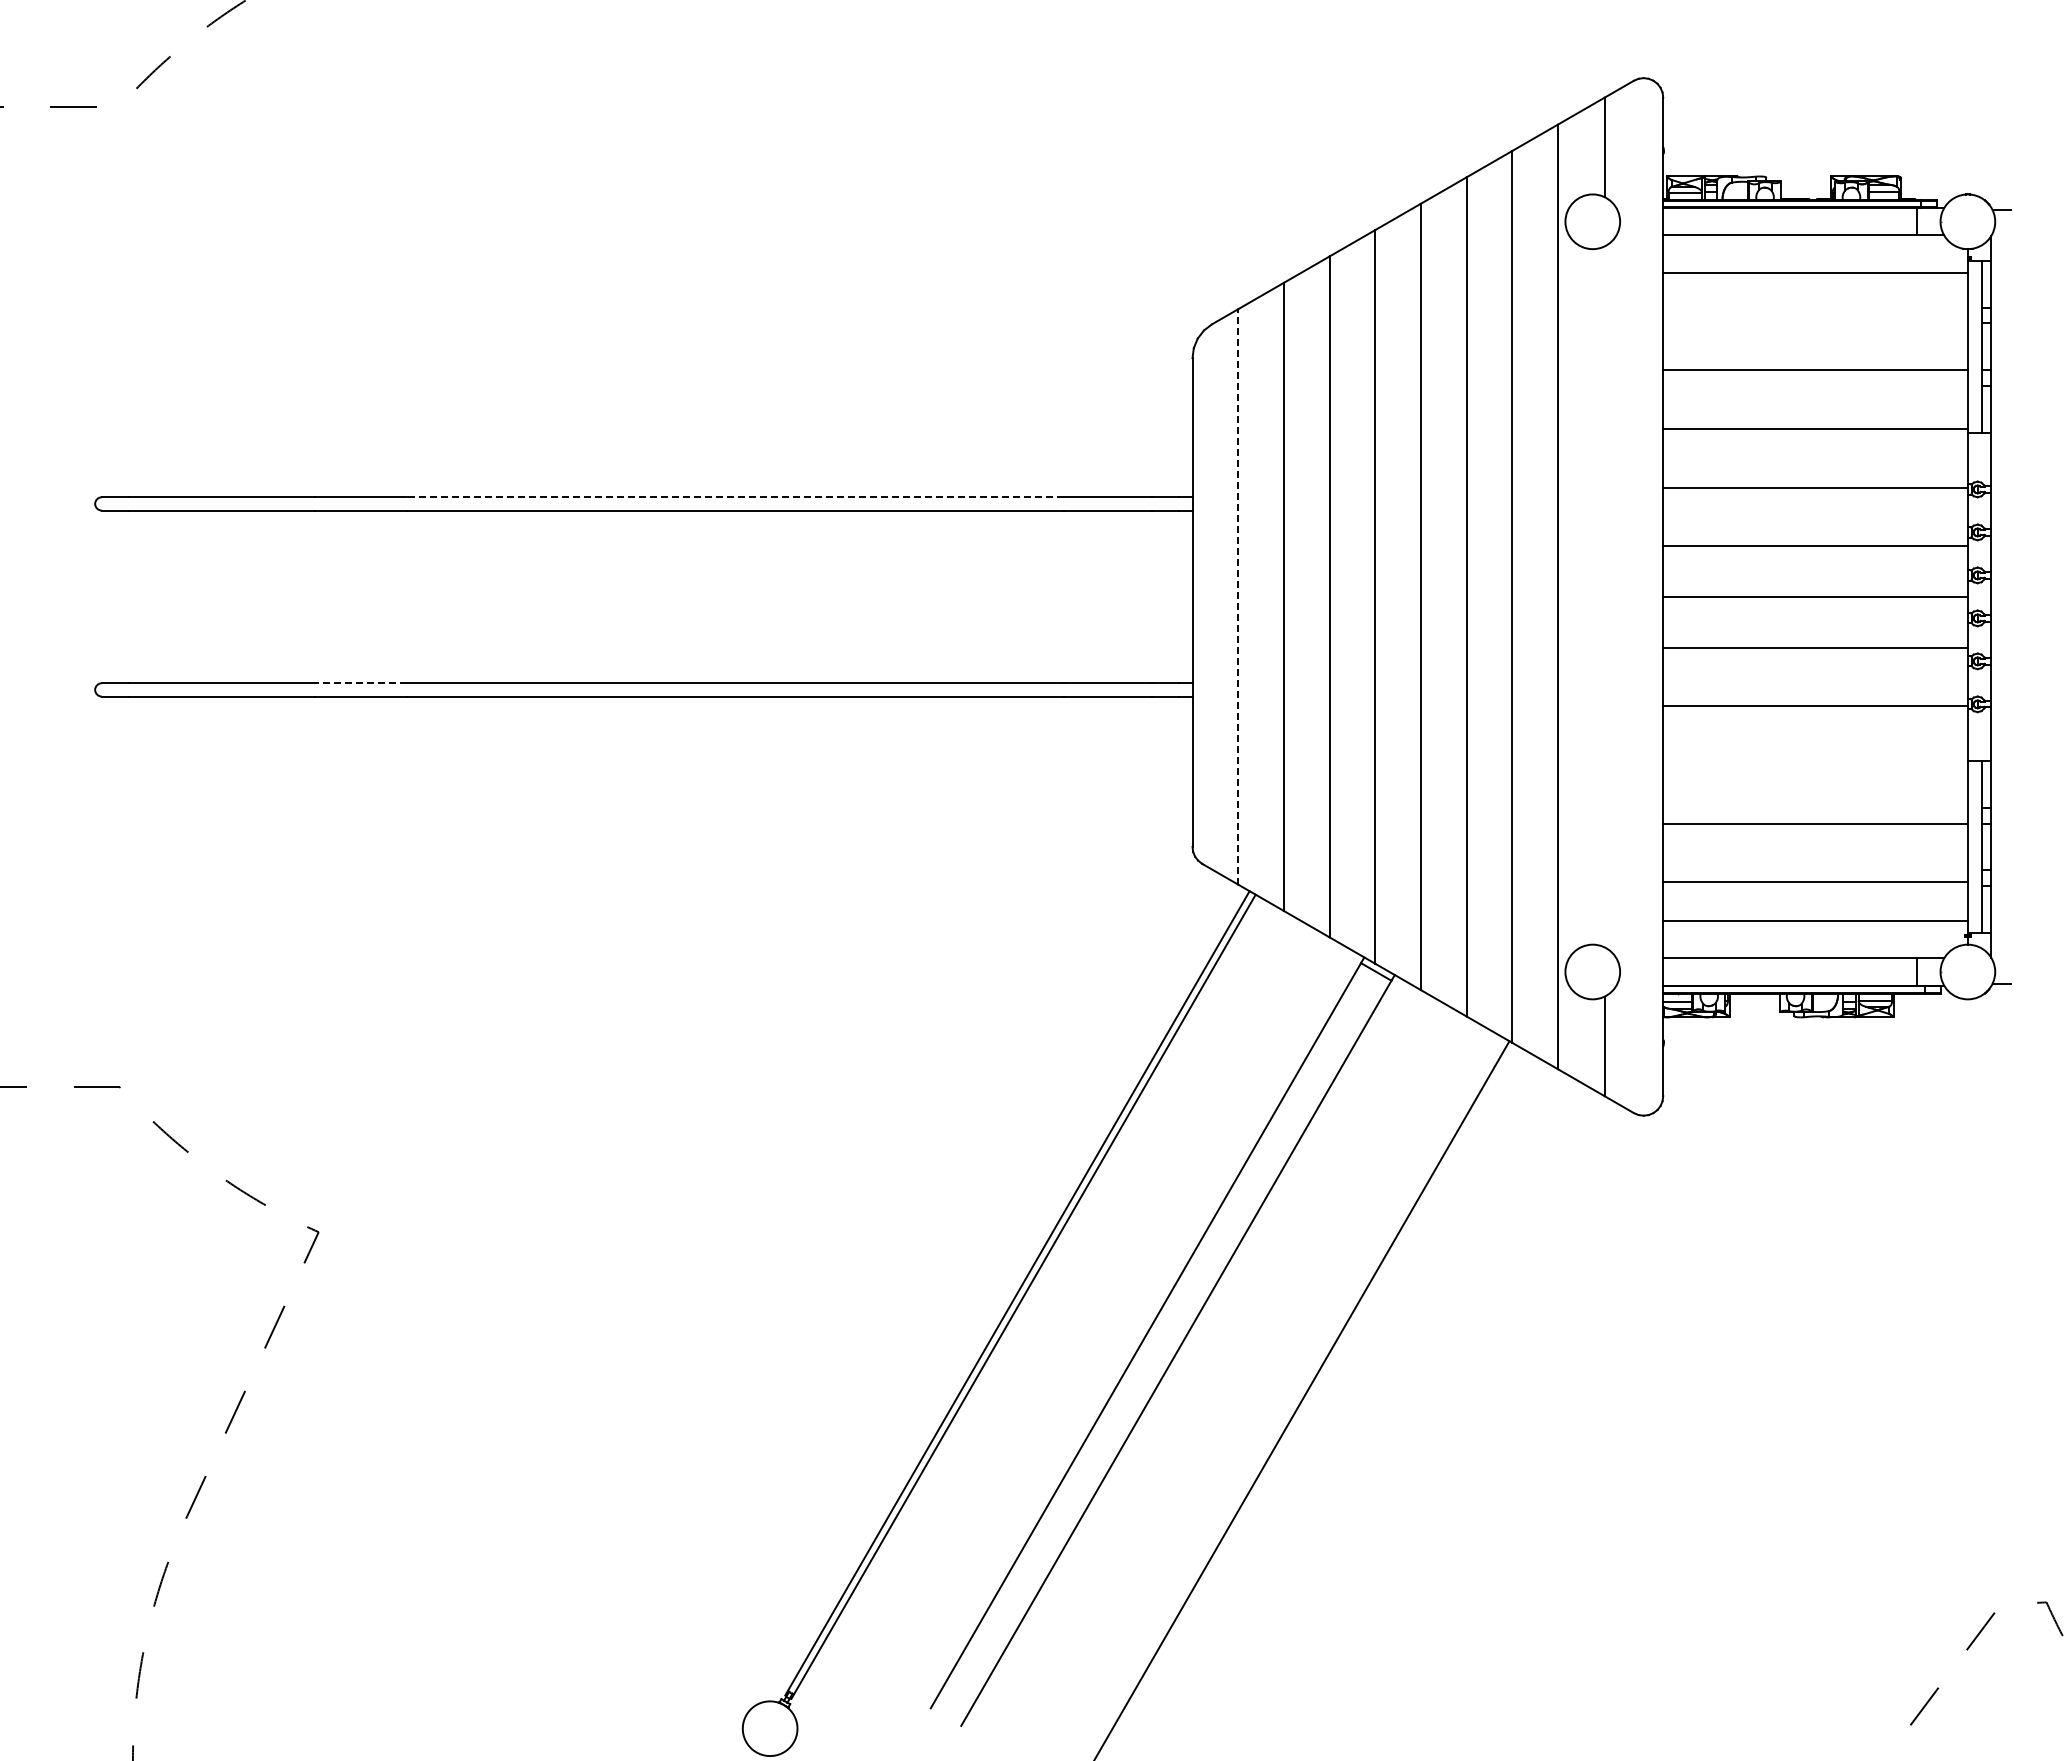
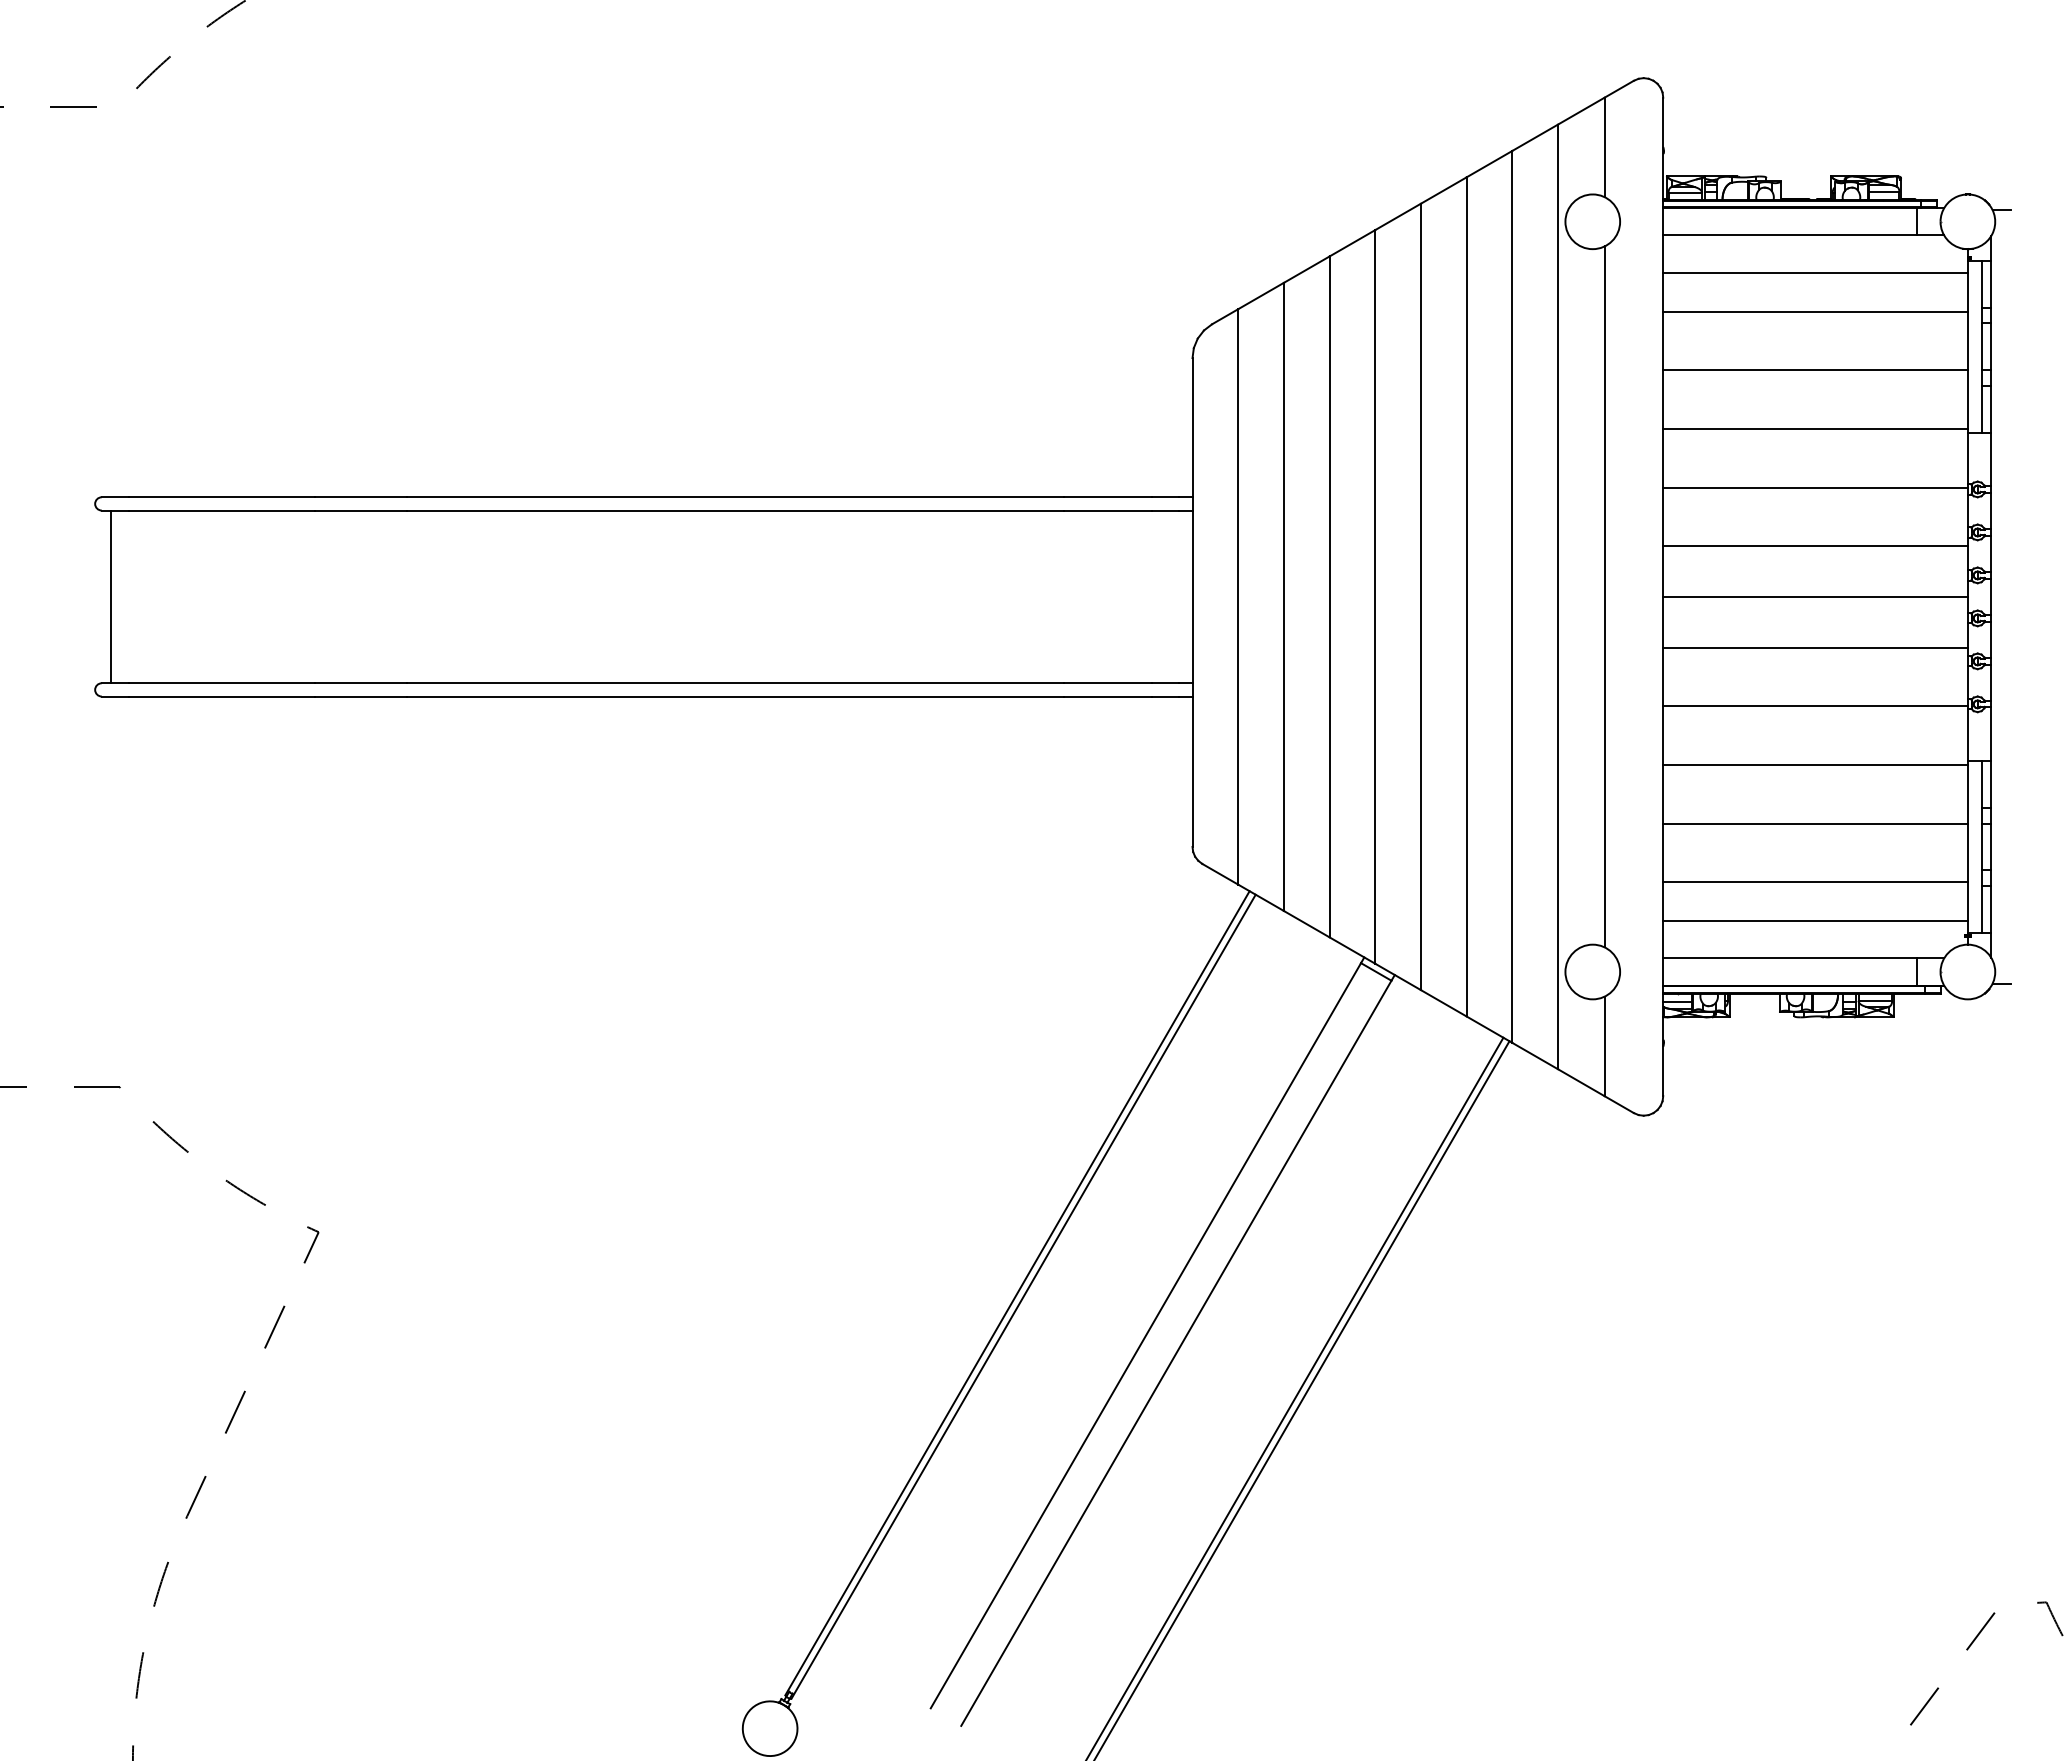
line: none -> present (1815, 311)
line: dashed -> solid (735, 497)
line: none -> present (111, 596)
line: dashed -> solid (1238, 596)
line: none -> present (1604, 596)
line: dashed -> solid (360, 683)
line: none -> present (1815, 764)
line: none -> present (1295, 1397)
